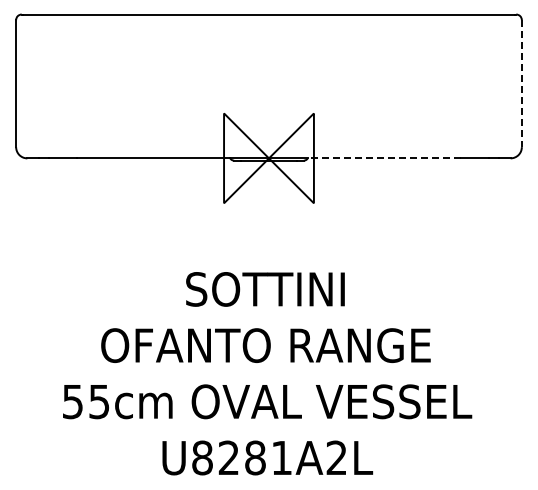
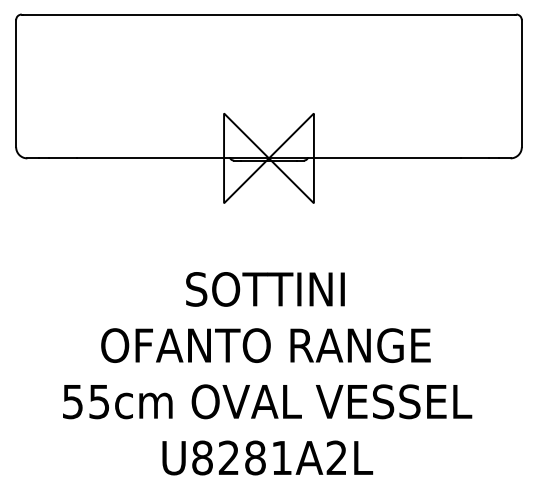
line: dashed -> solid (521, 84)
line: dashed -> solid (384, 158)
